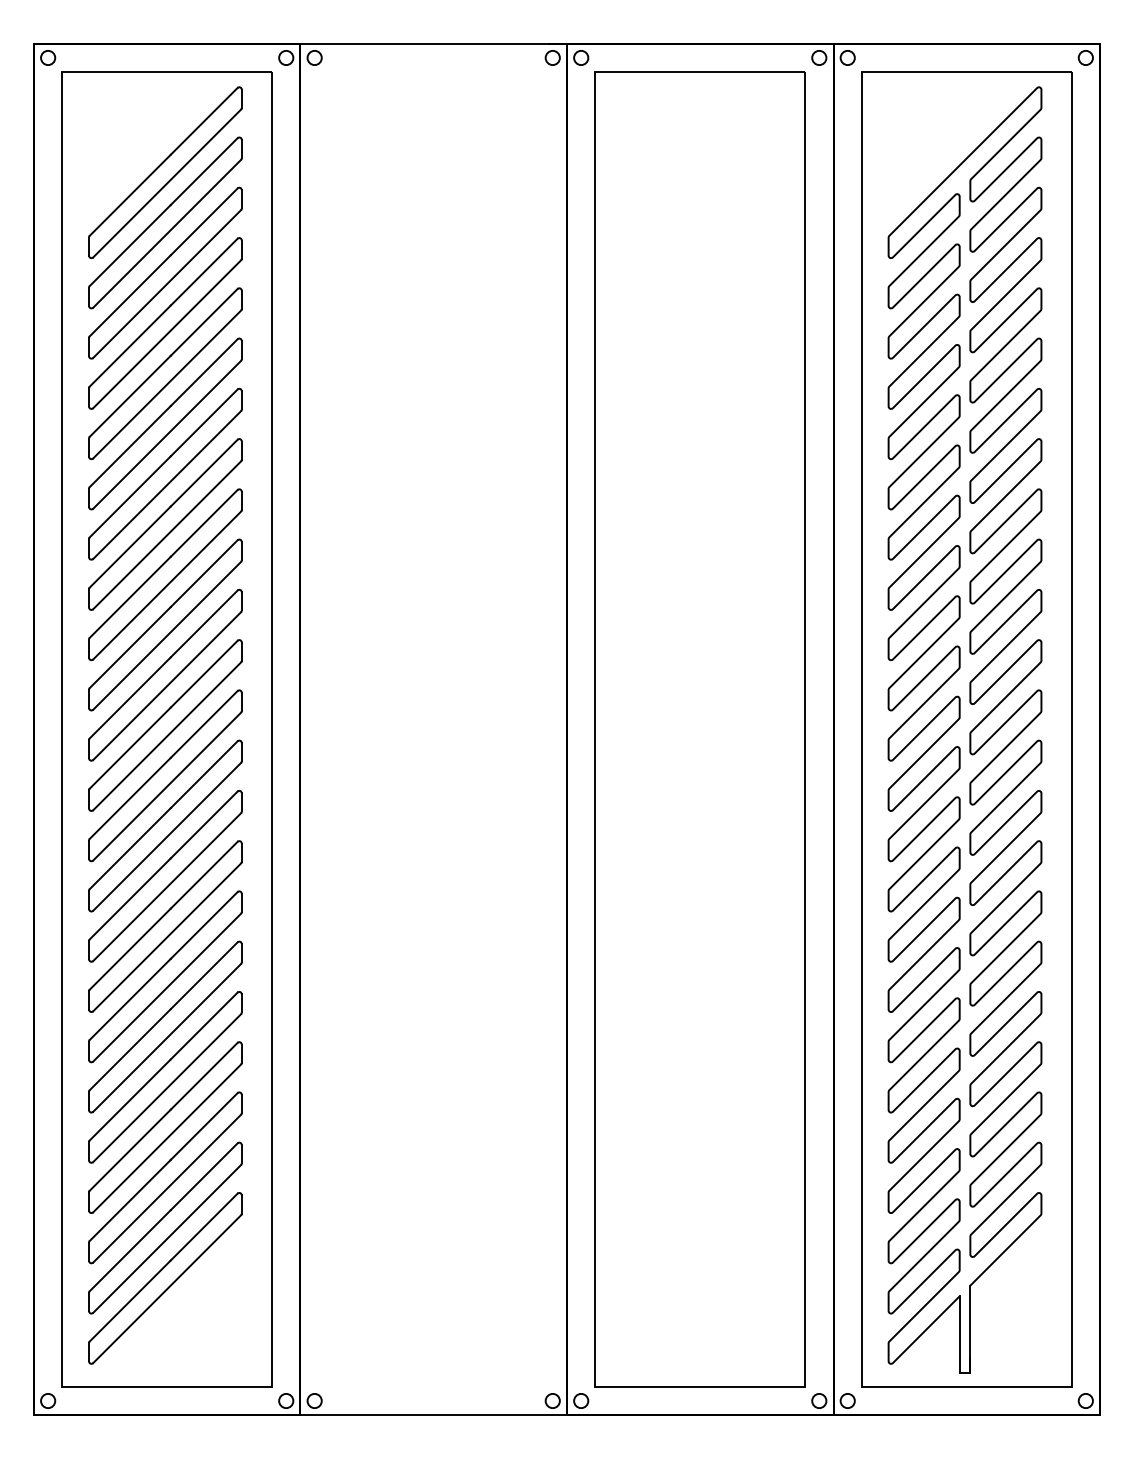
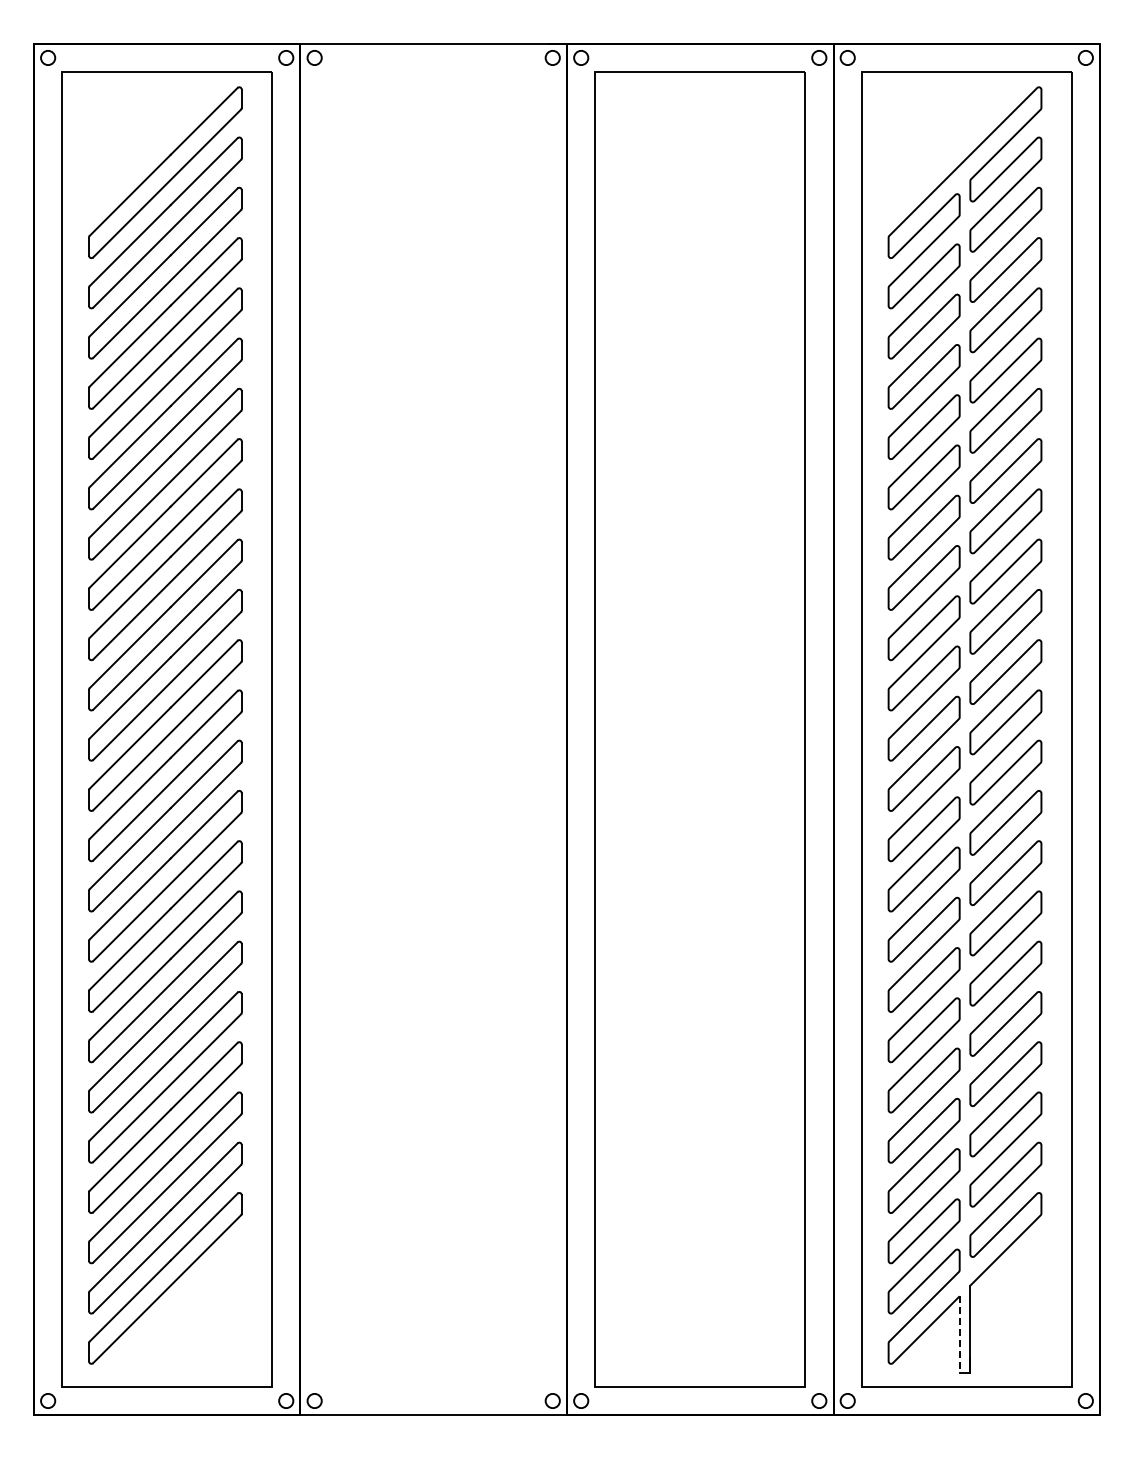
line: solid -> dashed (959, 1334)
